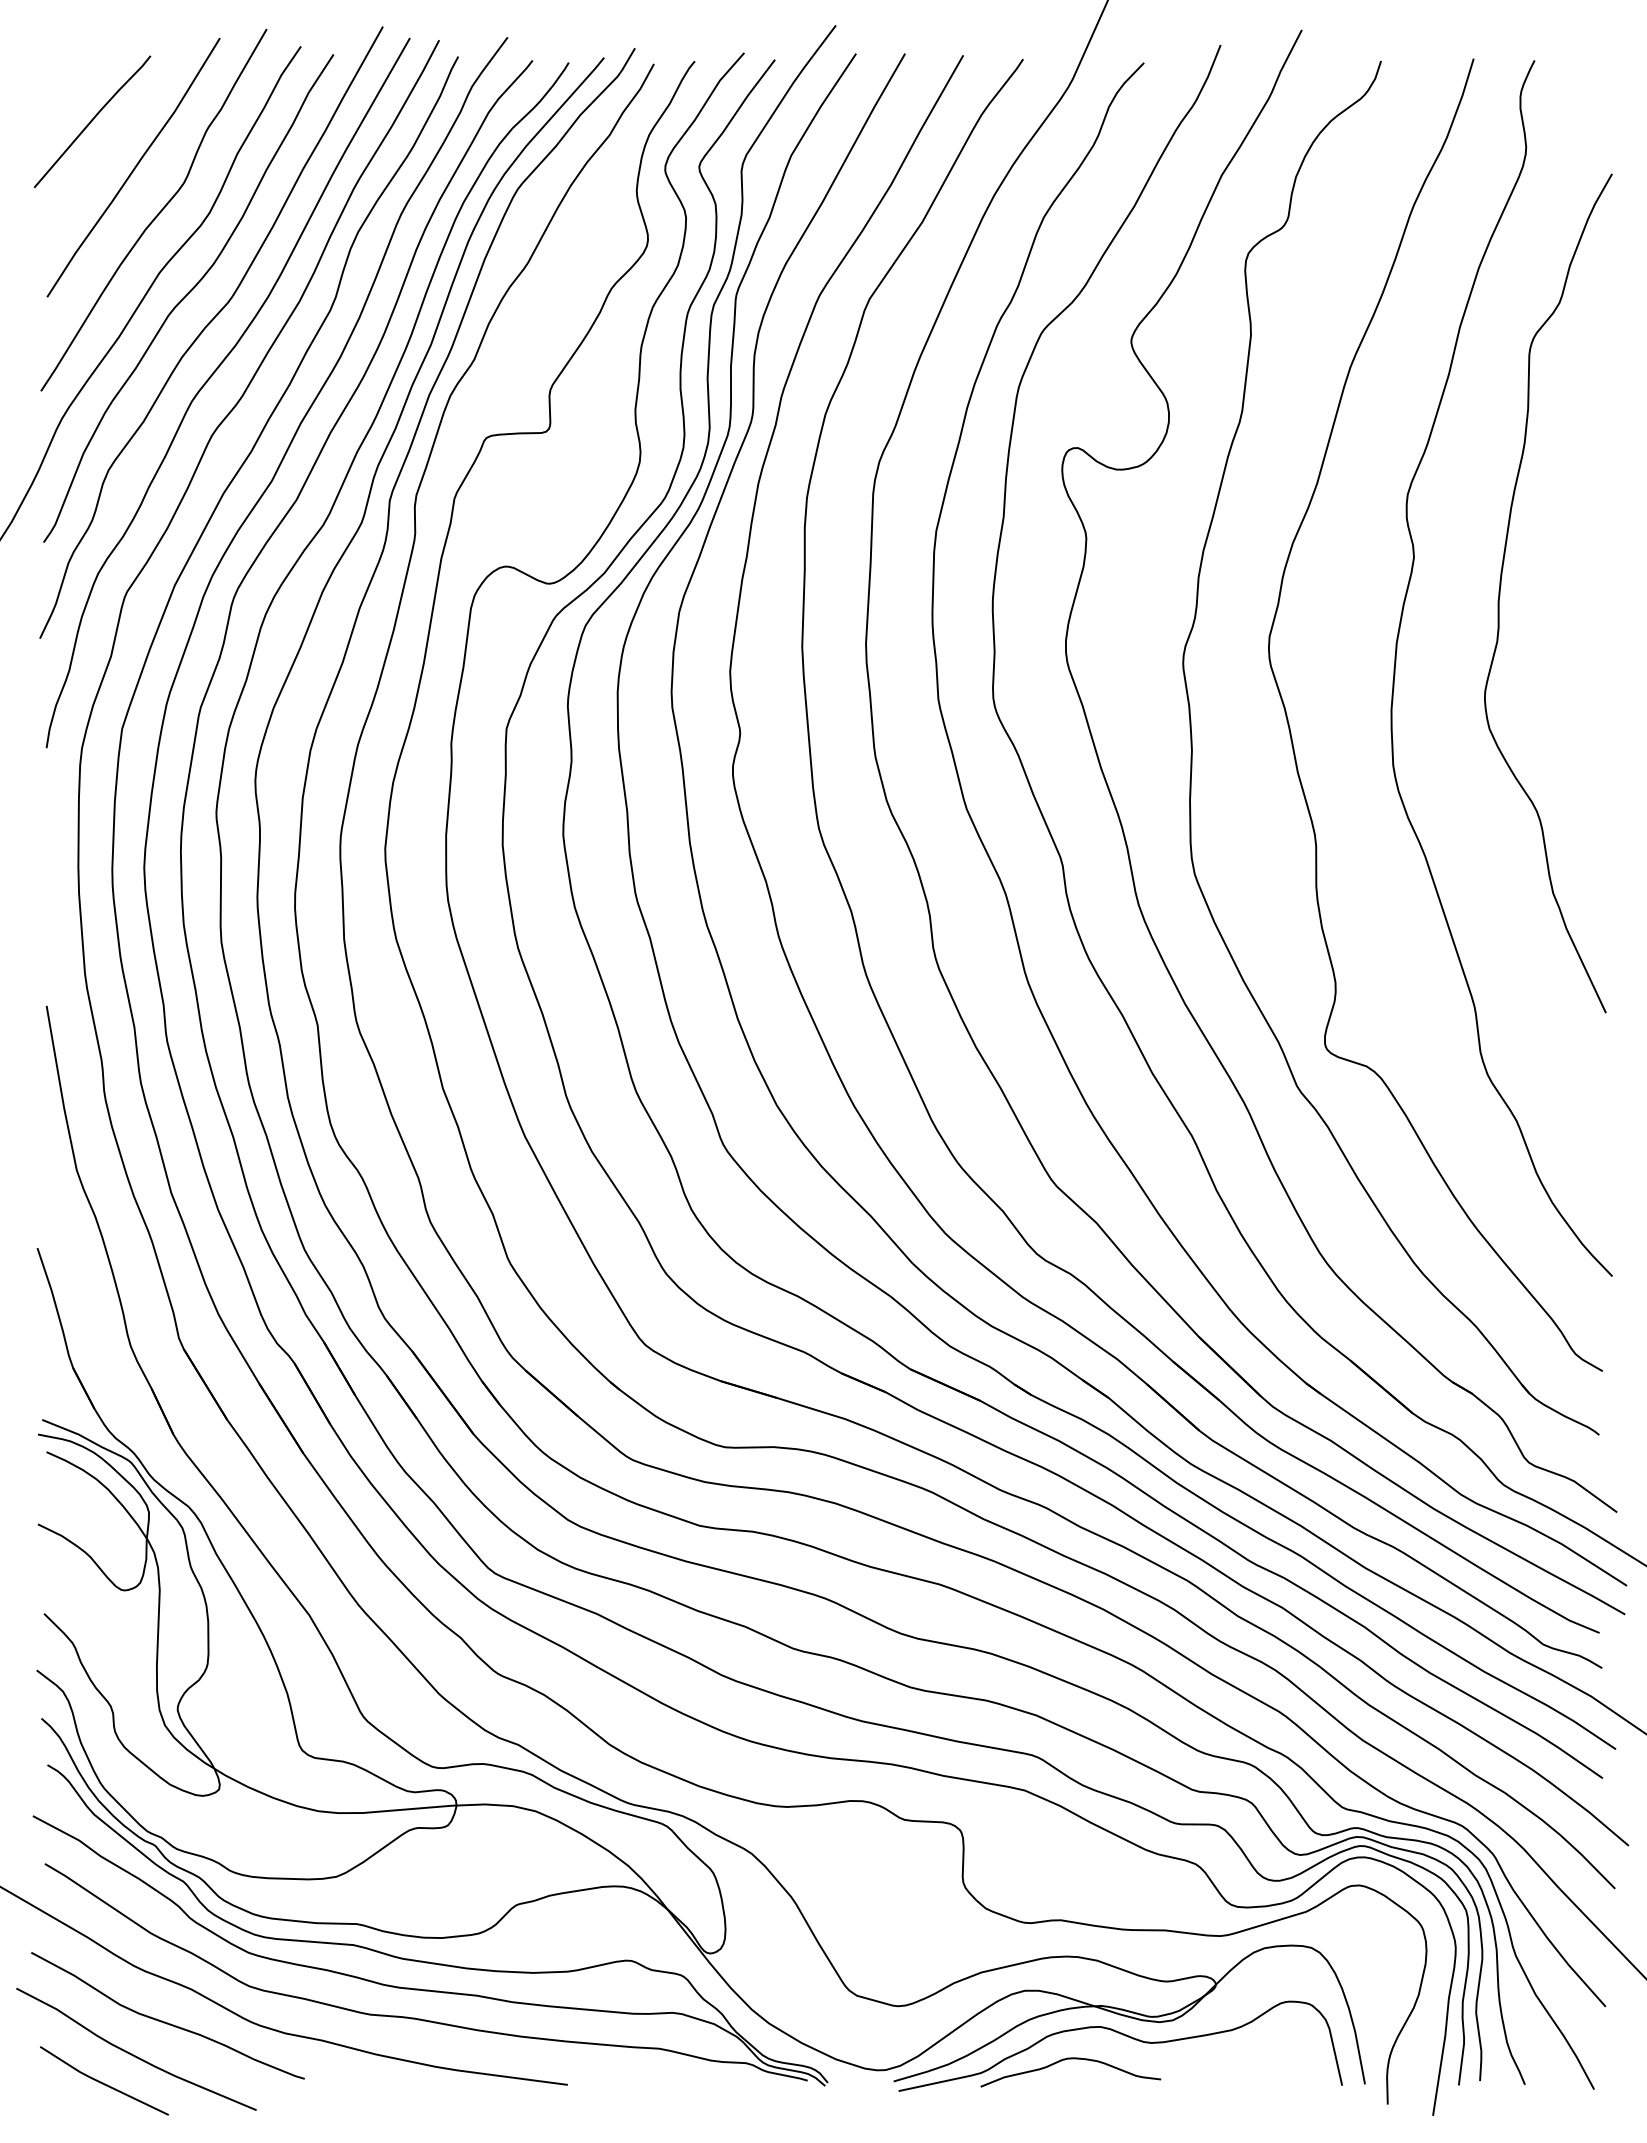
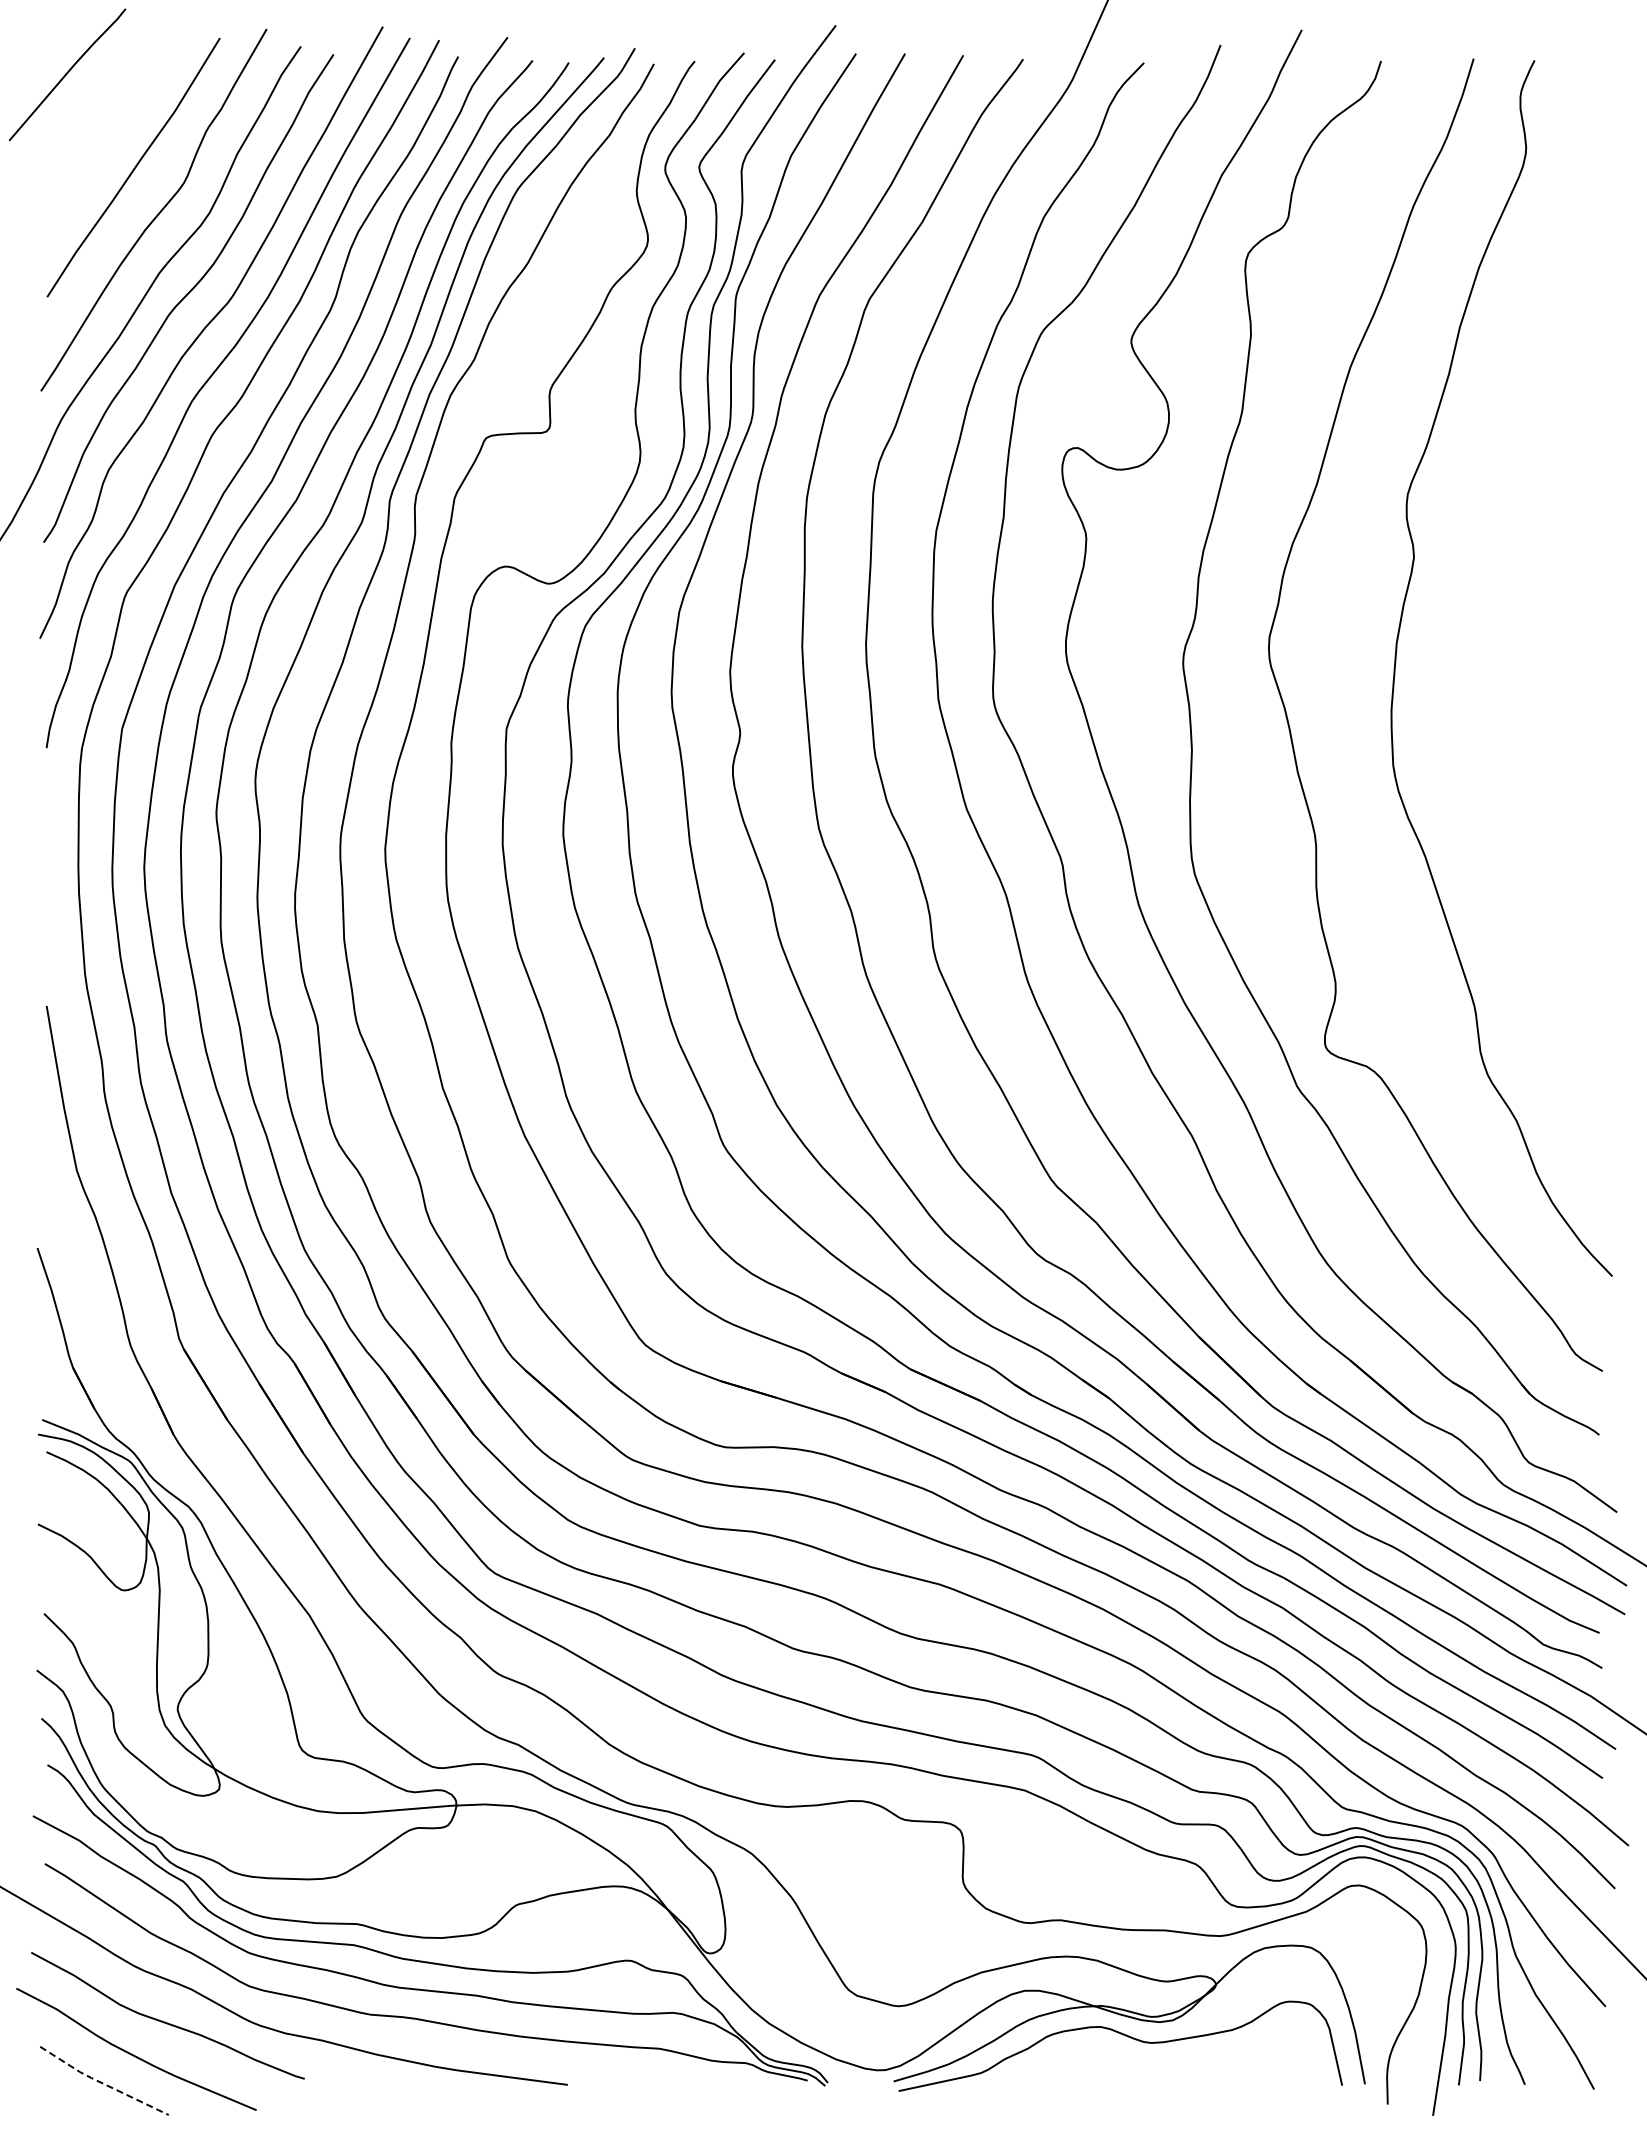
line position: (92, 121) -> (67, 74) (67, 74)
part: present -> none (1501, 586)
curve: present -> none (1070, 2059)
line: solid -> dashed (102, 2083)
